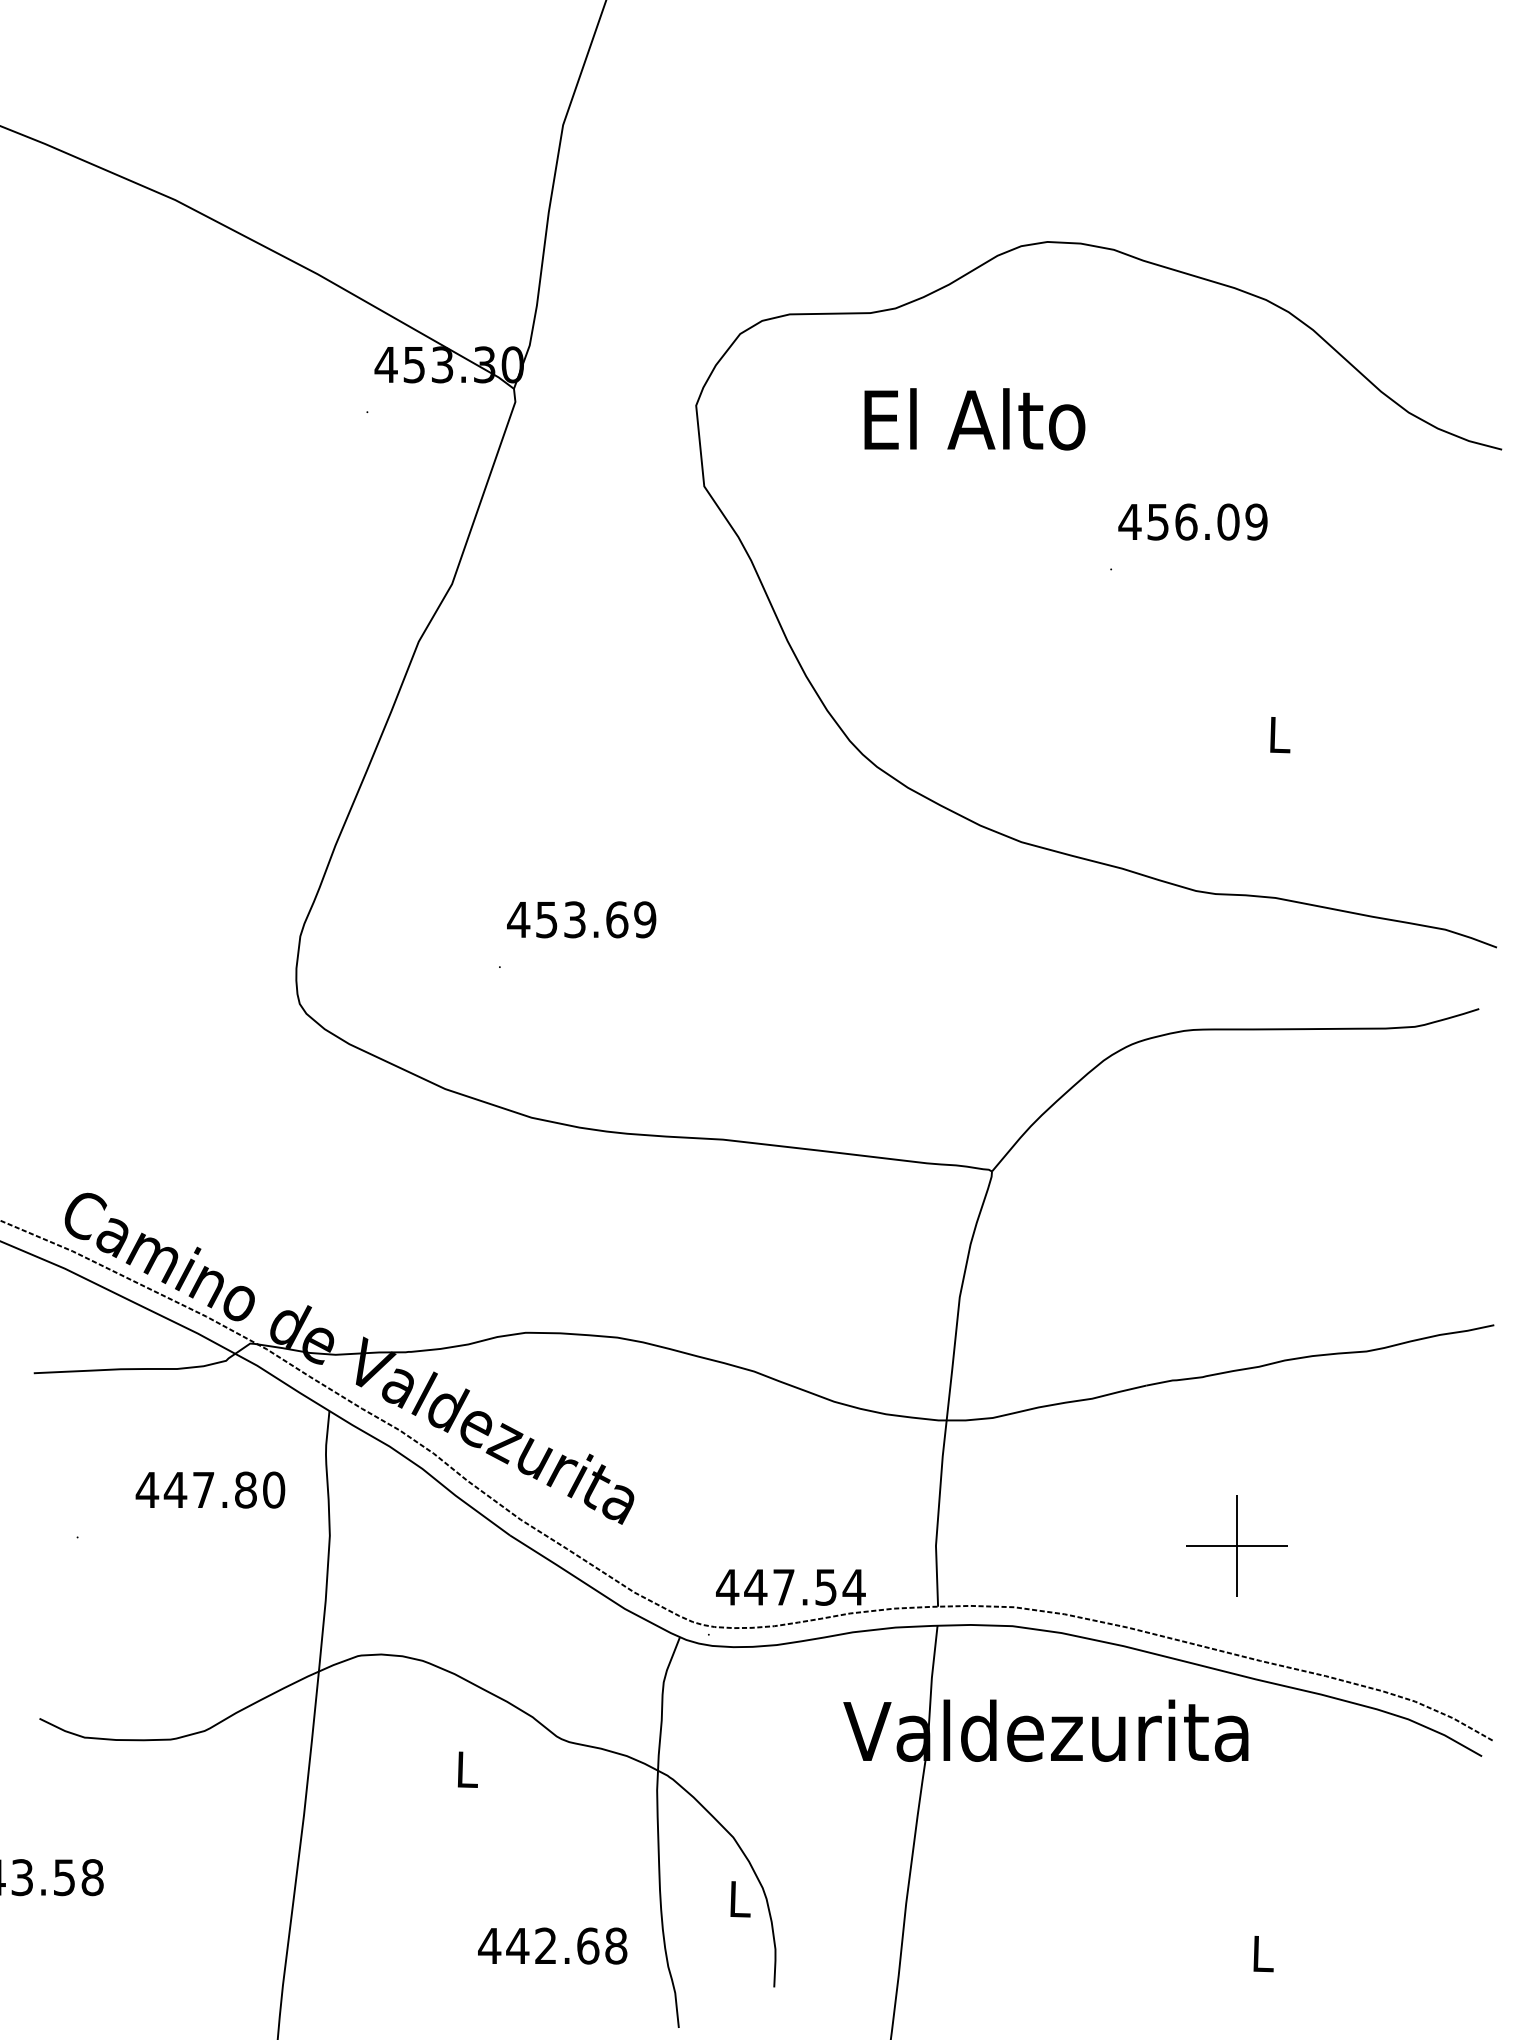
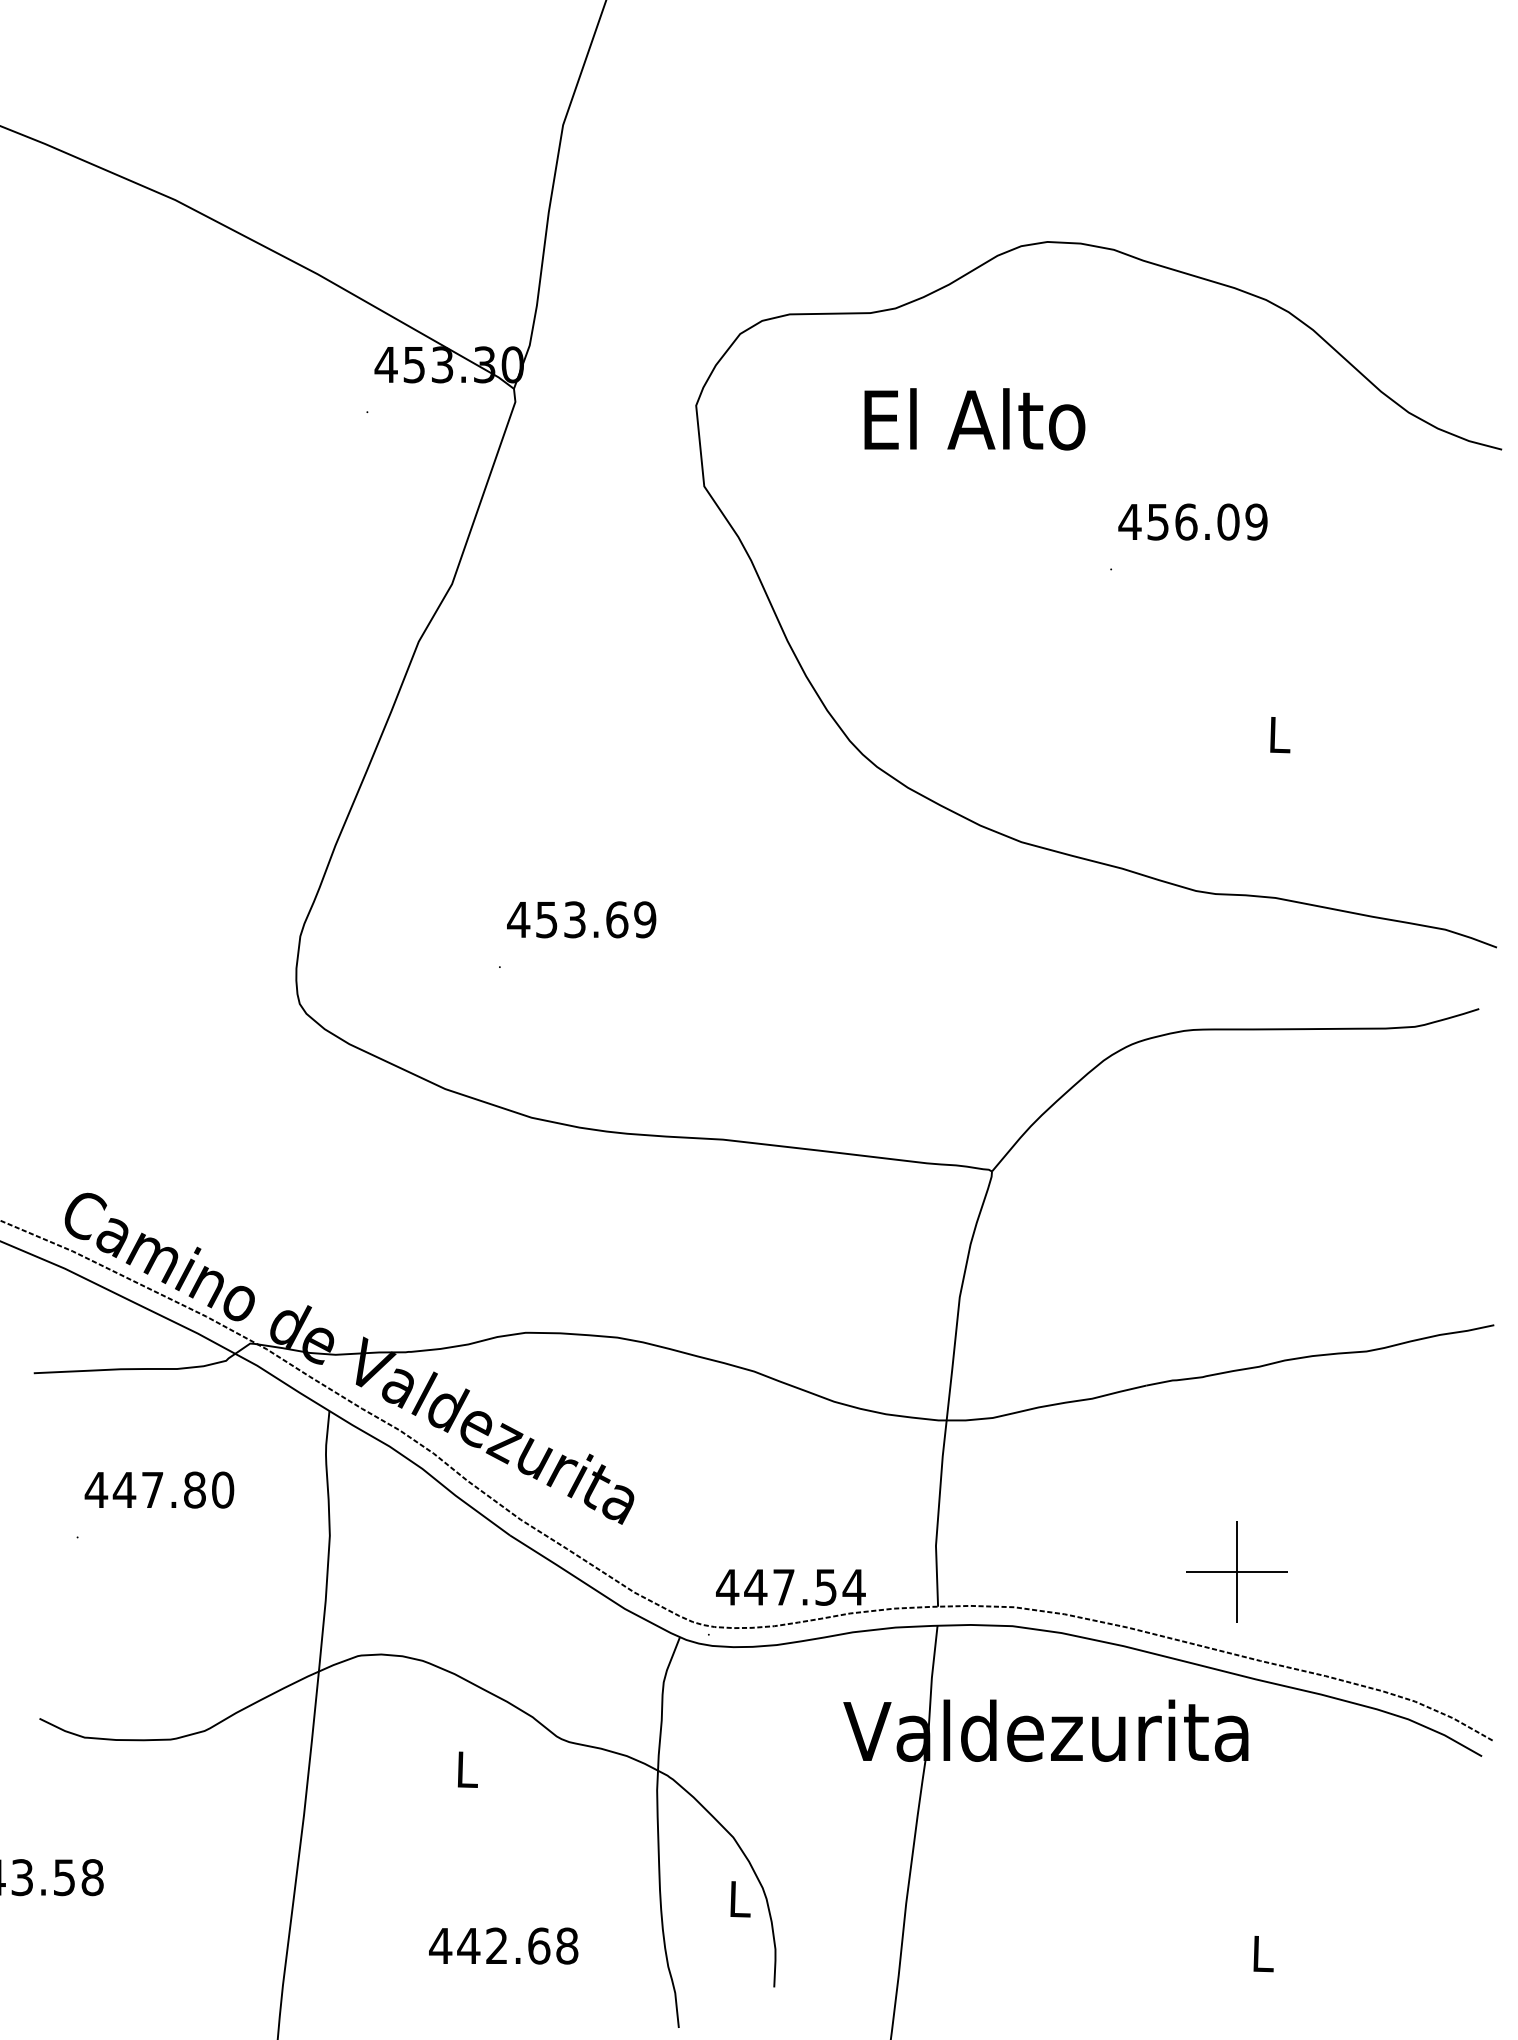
text position: (210, 1489) -> (159, 1489) (159, 1489)
part position: (1236, 1545) -> (1236, 1571) (1236, 1571)
text position: (552, 1945) -> (503, 1945) (503, 1945)
